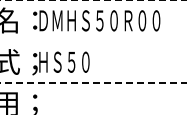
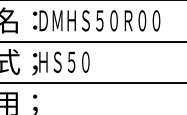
line: dashed -> solid (93, 0)
line: none -> present (92, 41)
line: dashed -> solid (93, 83)
